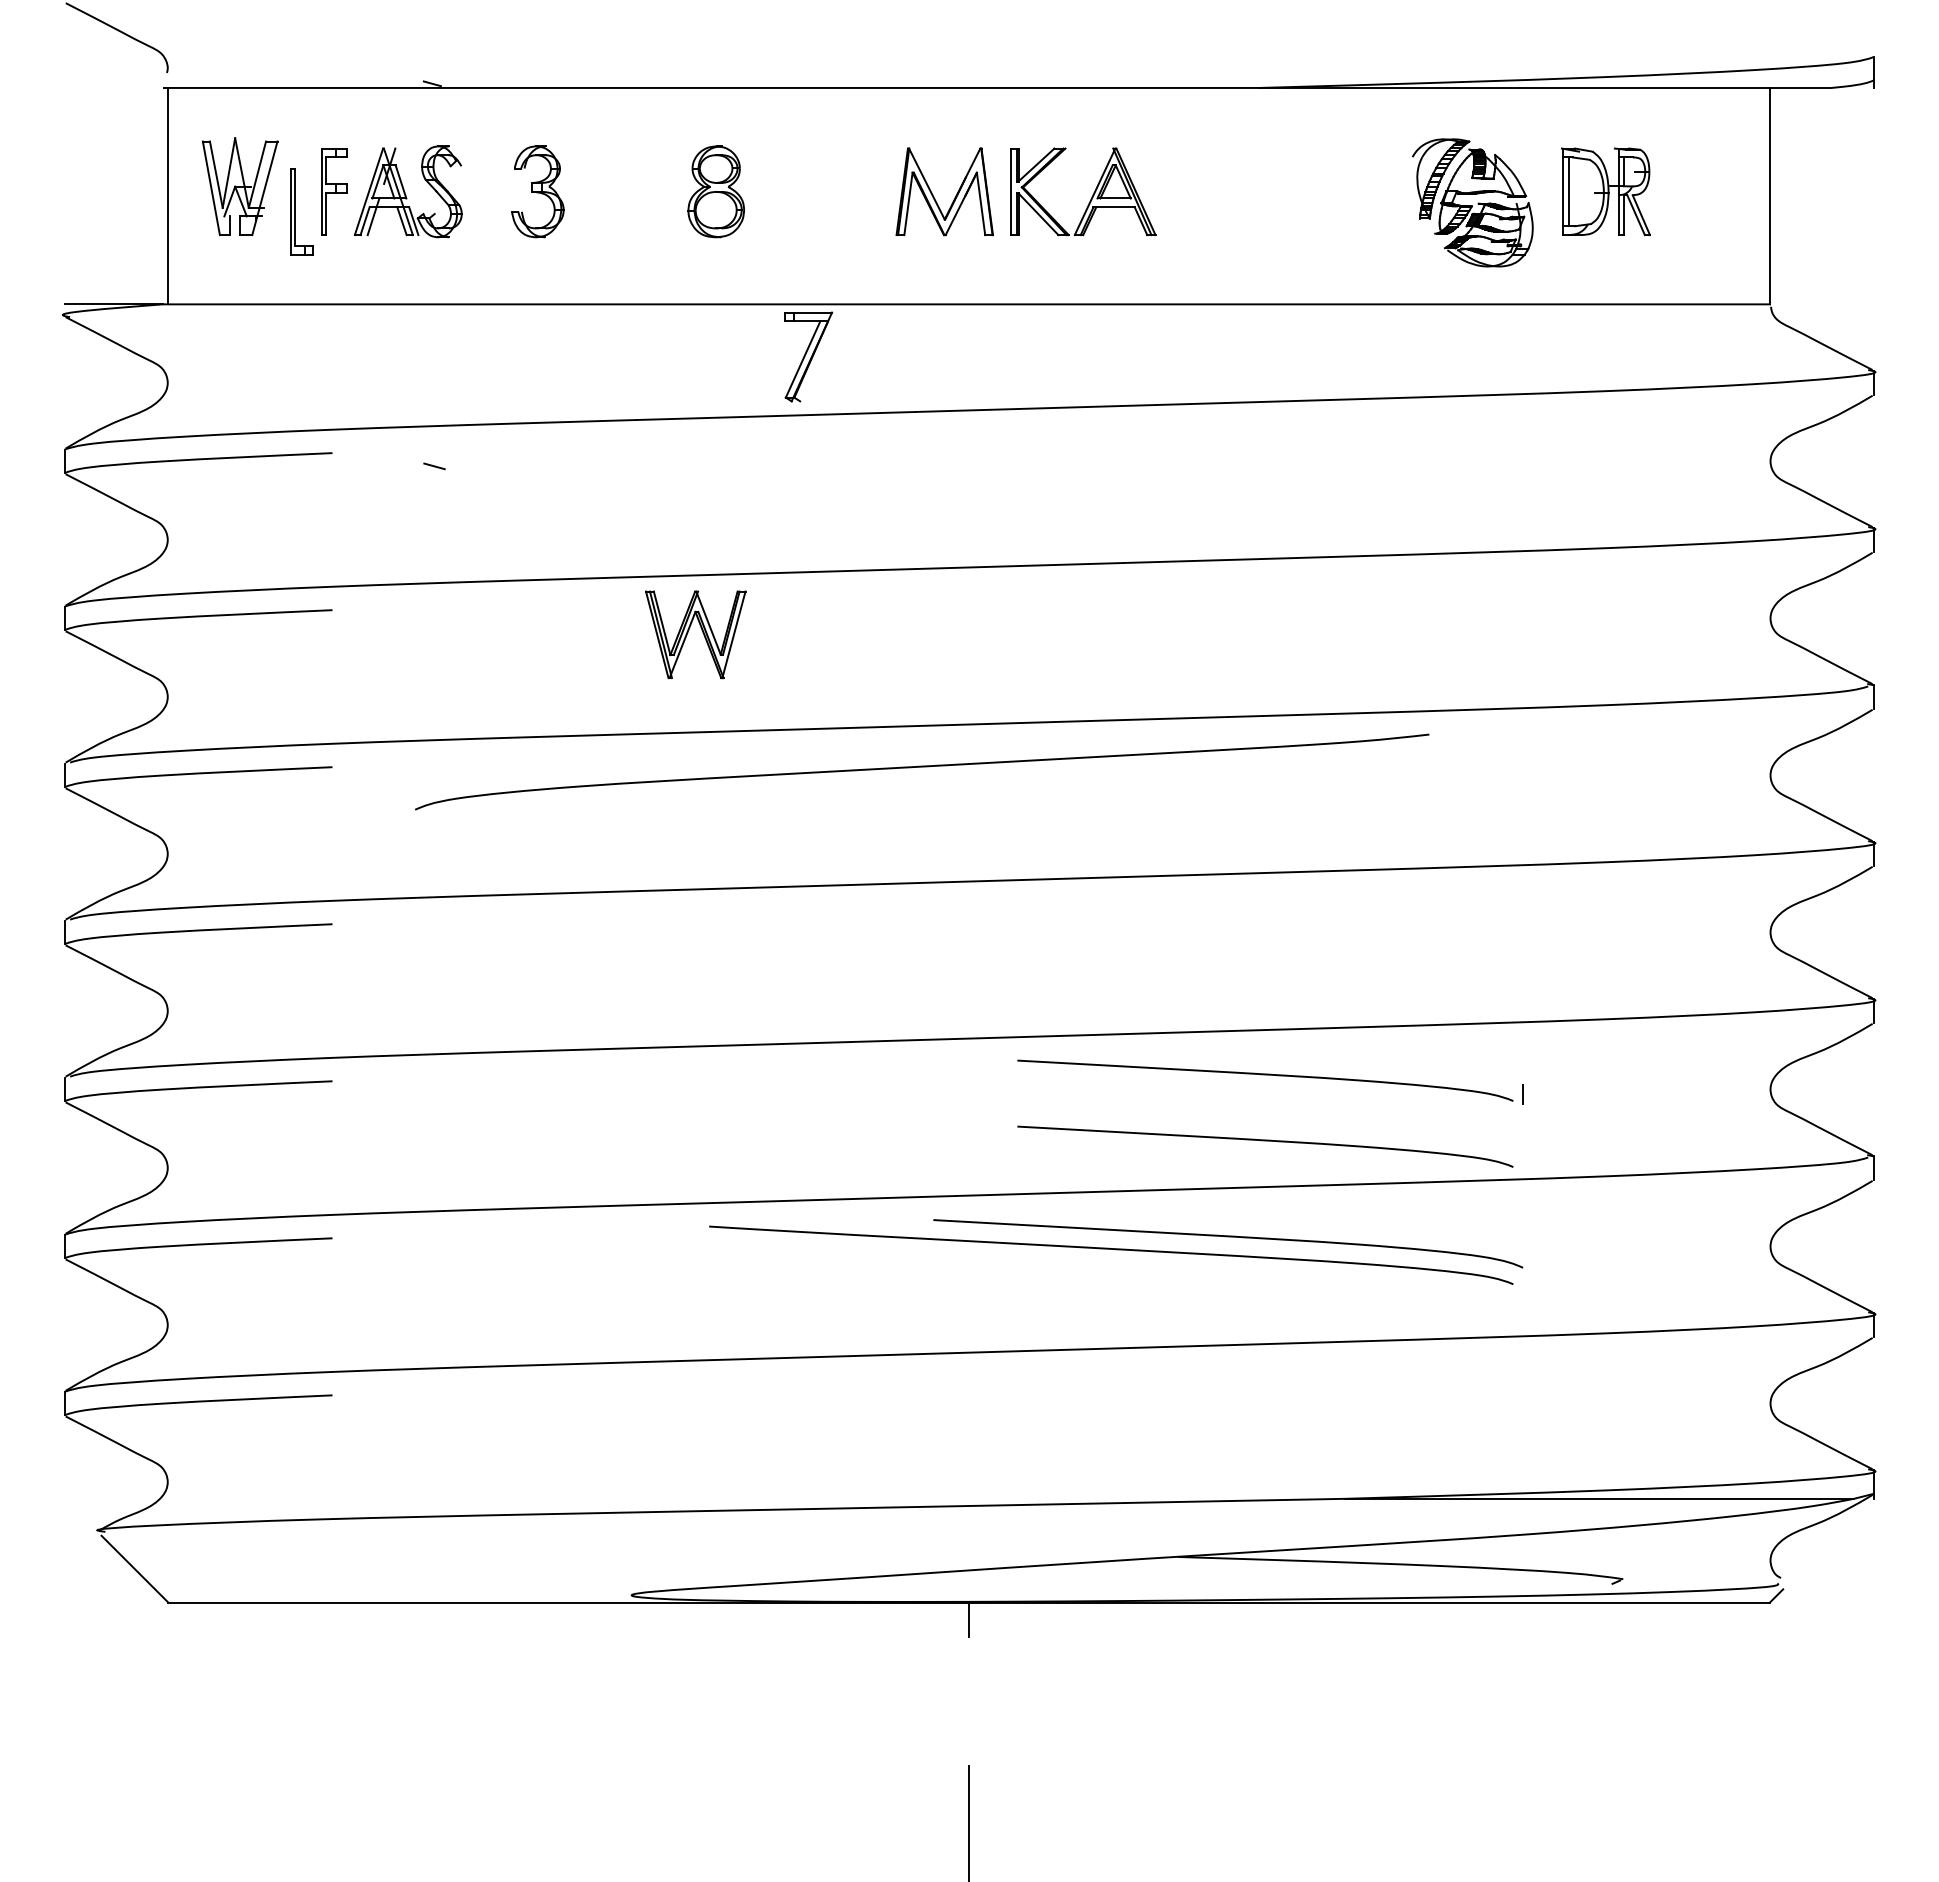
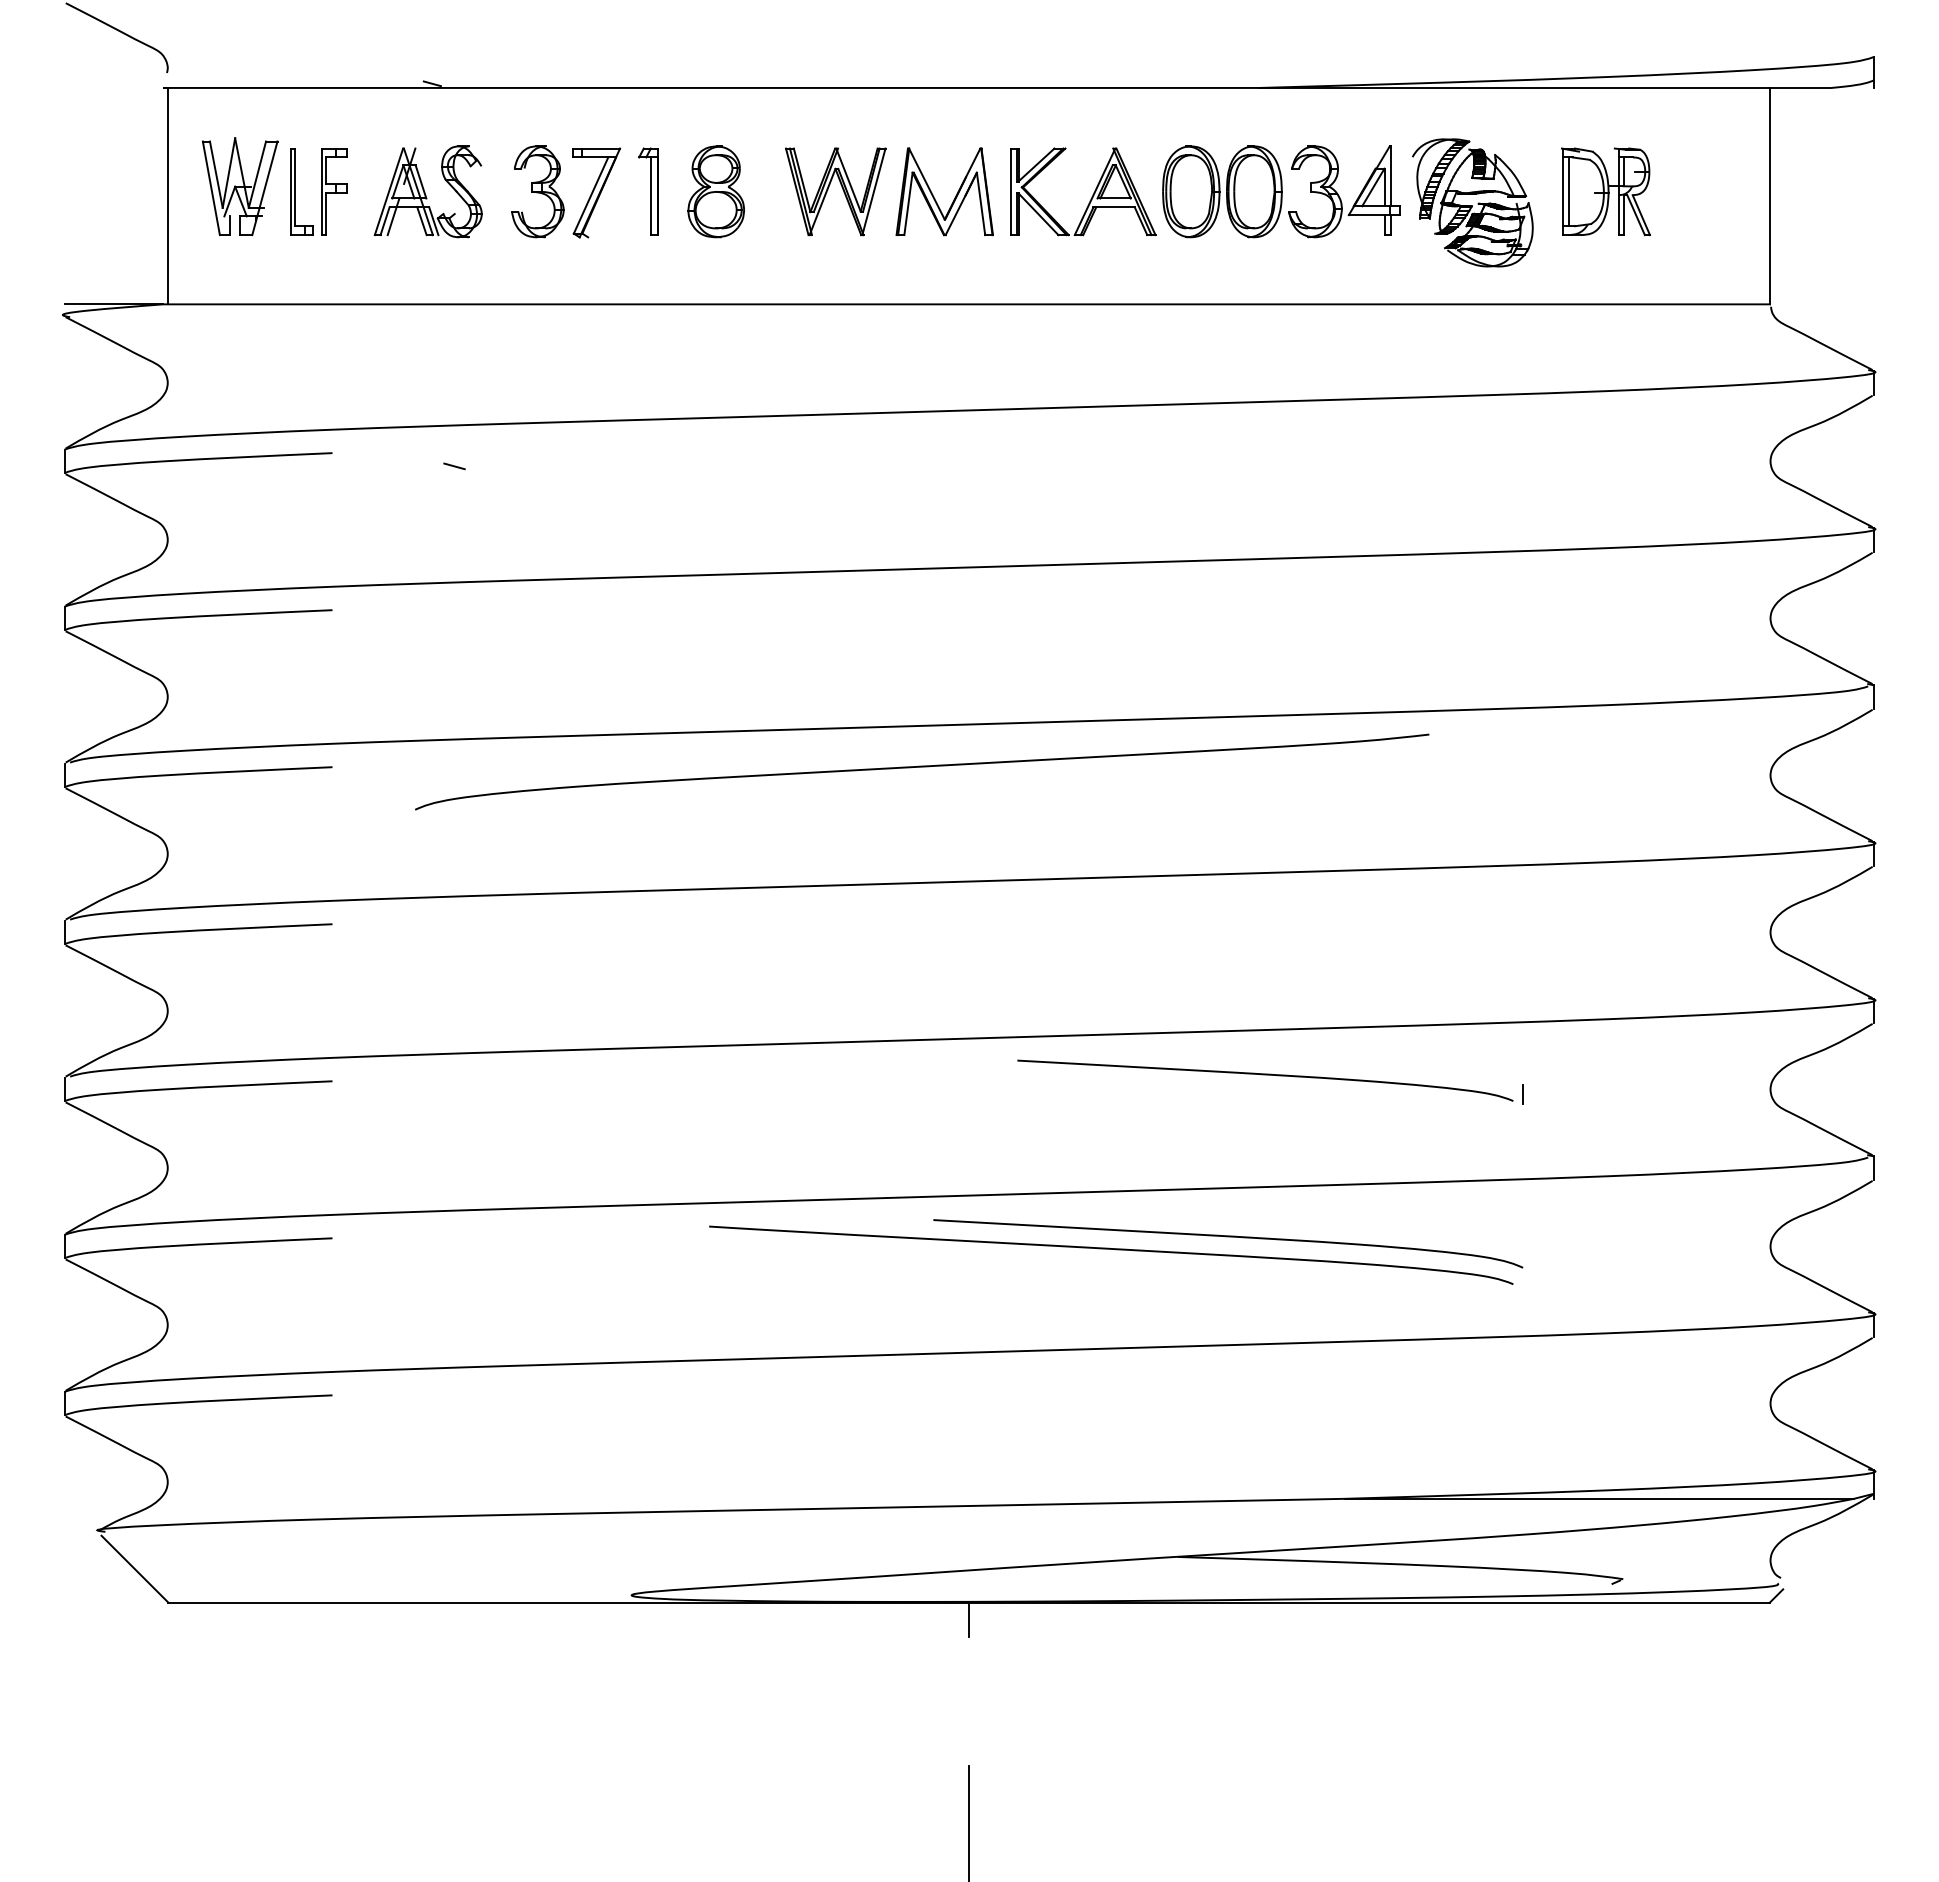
part position: (407, 191) -> (427, 191) (427, 191)
part: none -> present (648, 191)
part: none -> present (1281, 191)
part position: (301, 211) -> (301, 191) (301, 191)
part position: (808, 356) -> (596, 192) (596, 192)
line position: (434, 466) -> (454, 466) (454, 466)
part position: (702, 633) -> (842, 190) (842, 190)
curve: present -> none (1265, 1141)
